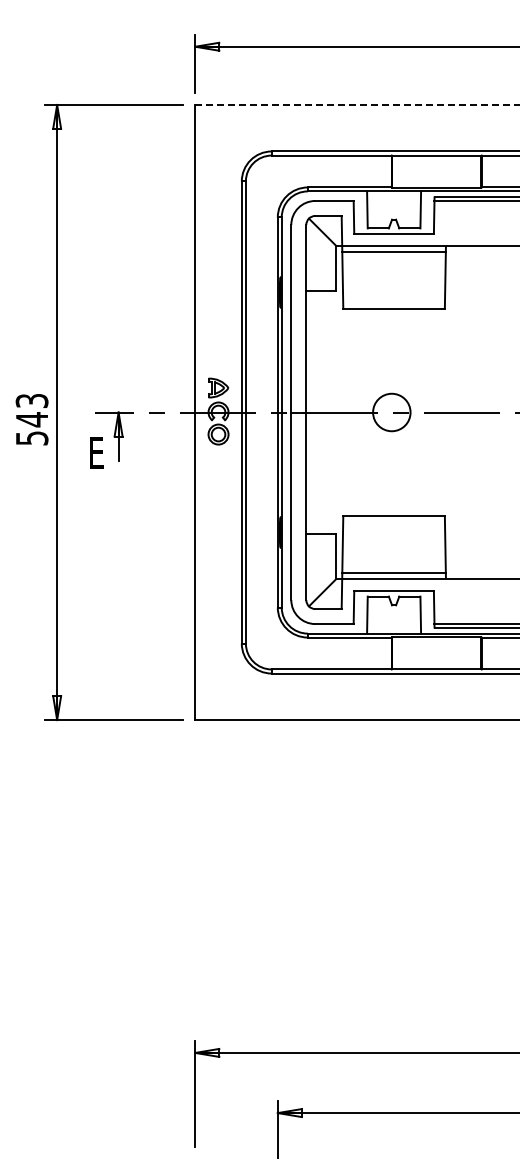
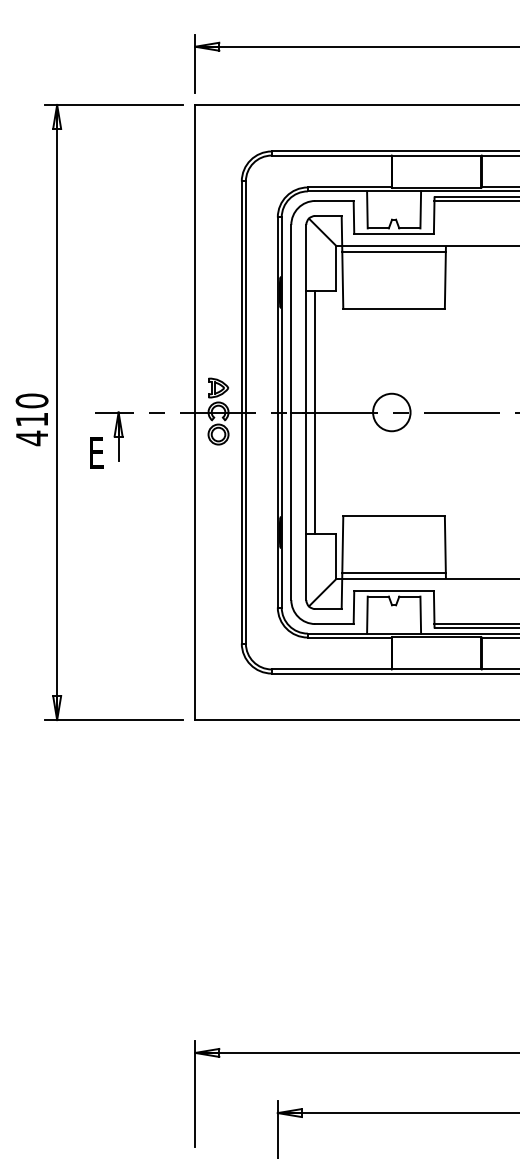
line: dashed -> solid (357, 104)
line: none -> present (315, 412)
text: 543 -> 410 (31, 419)
